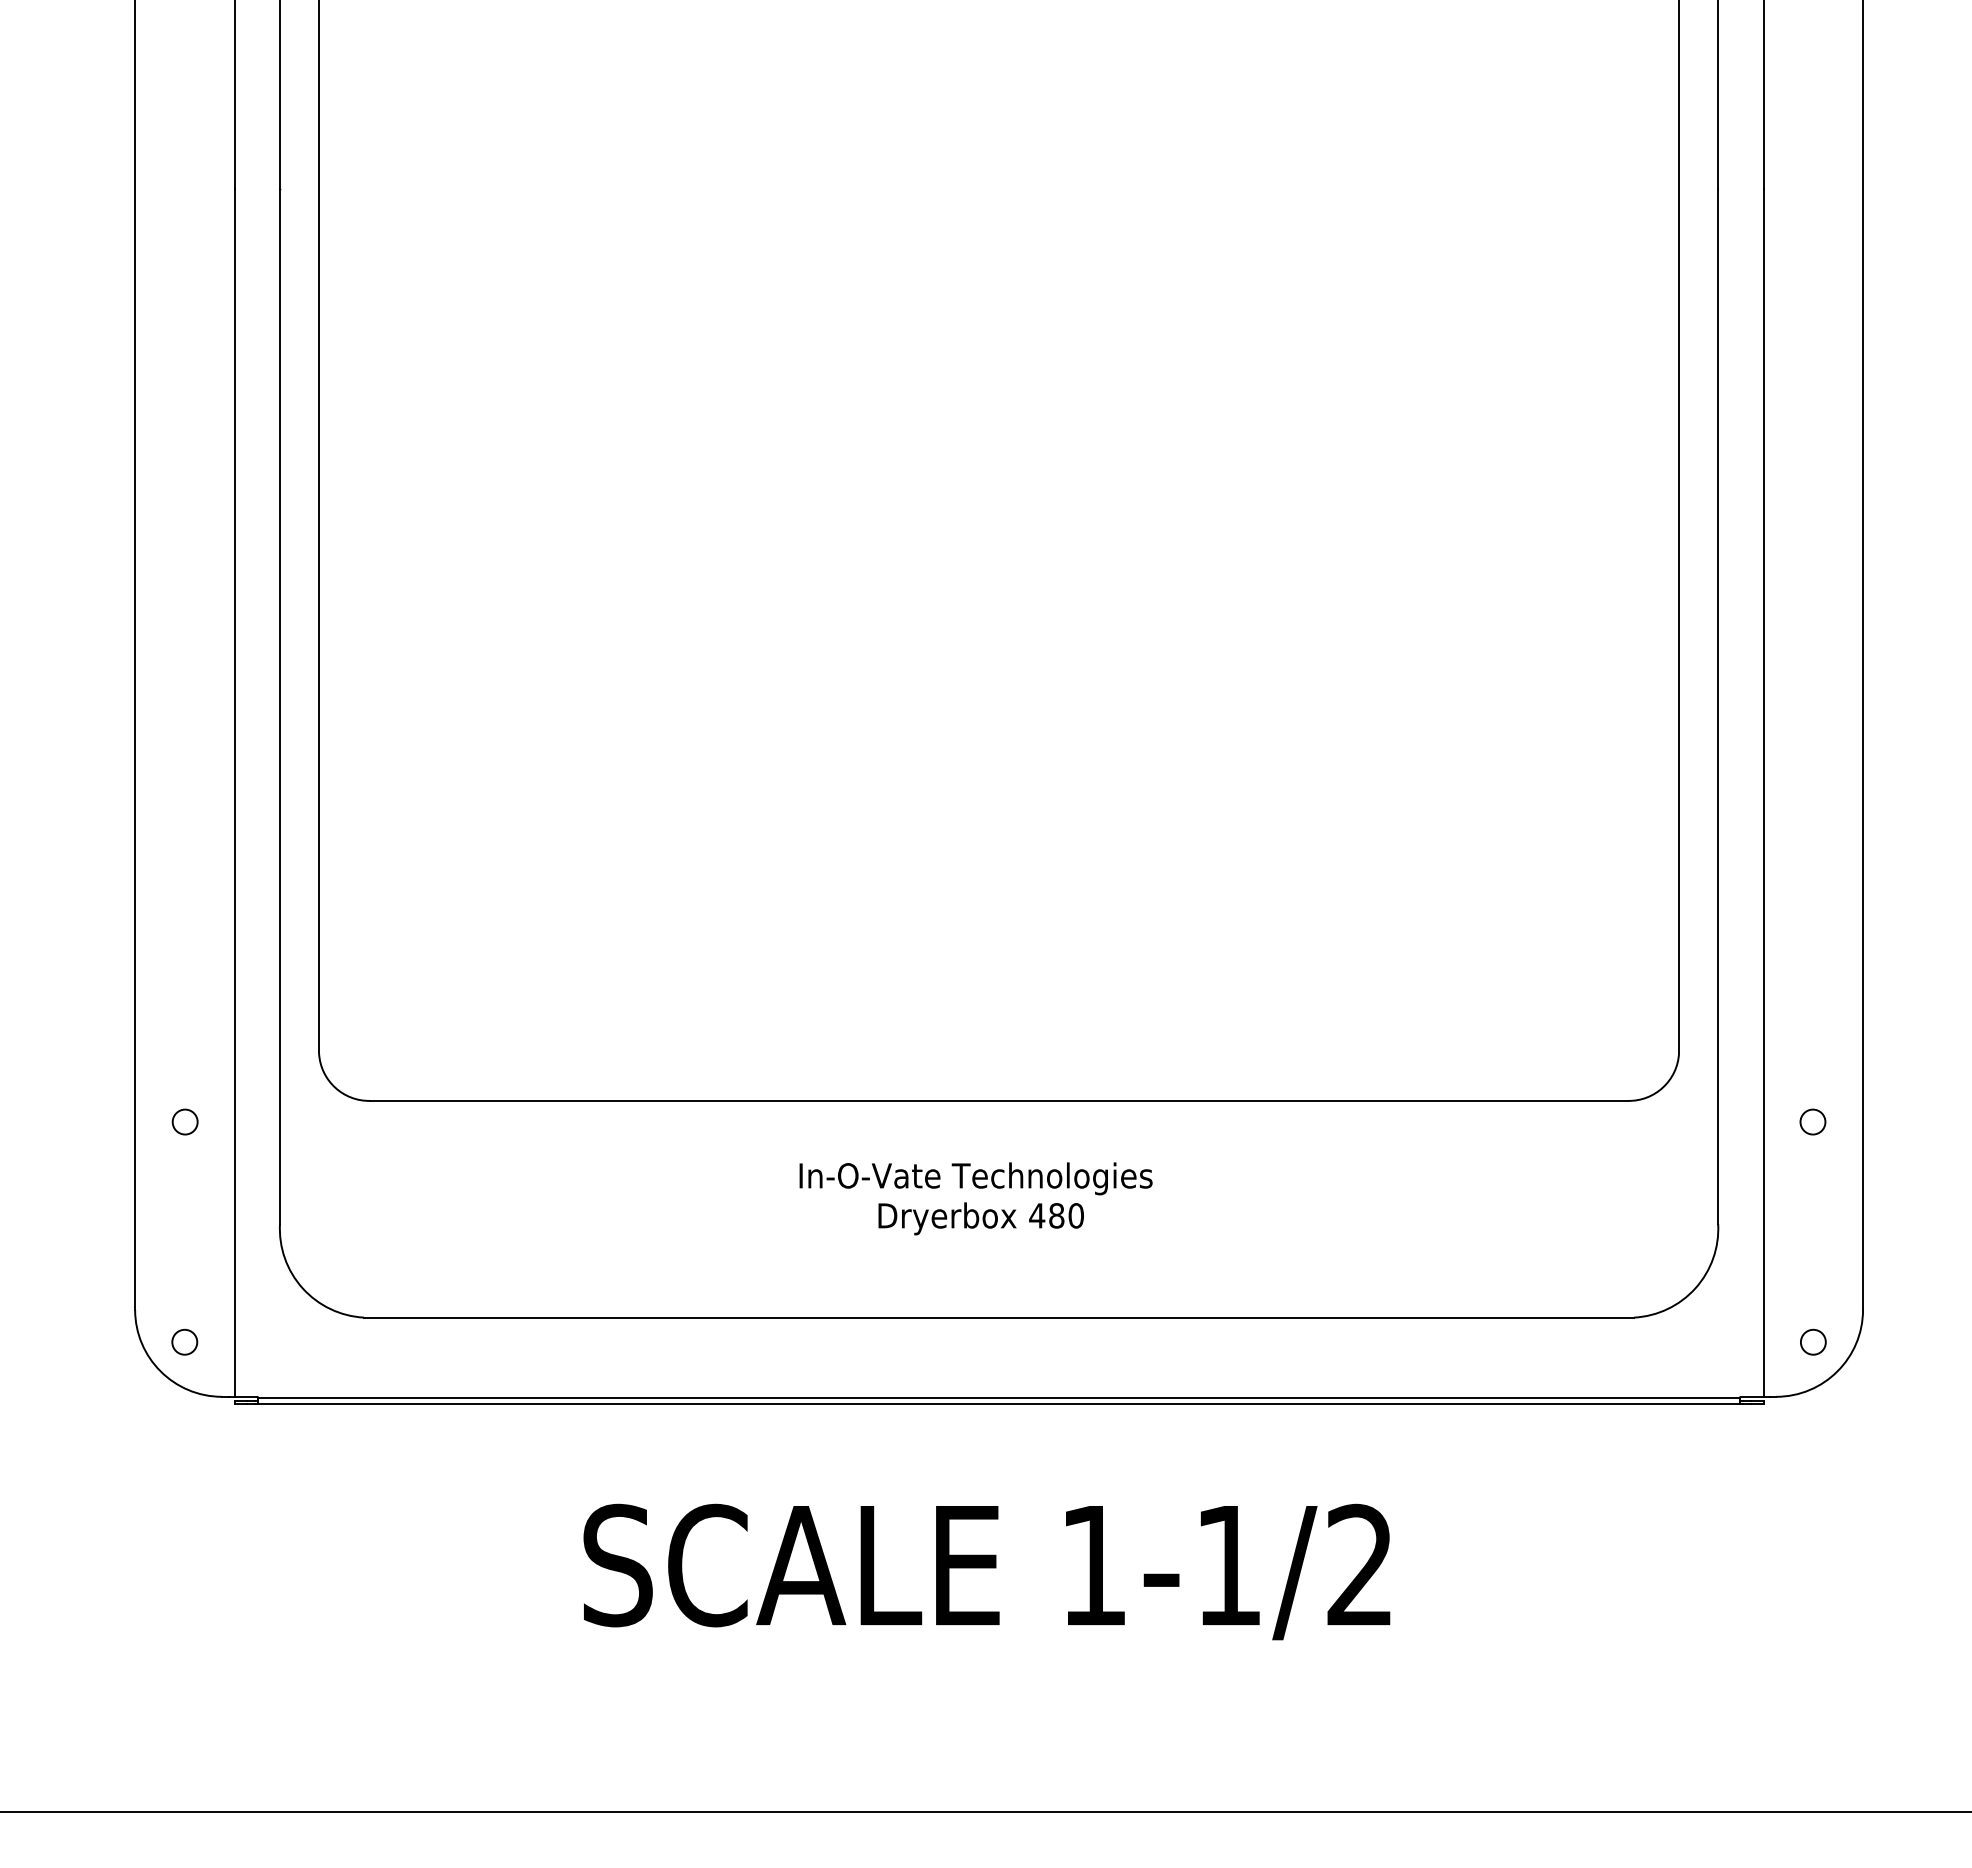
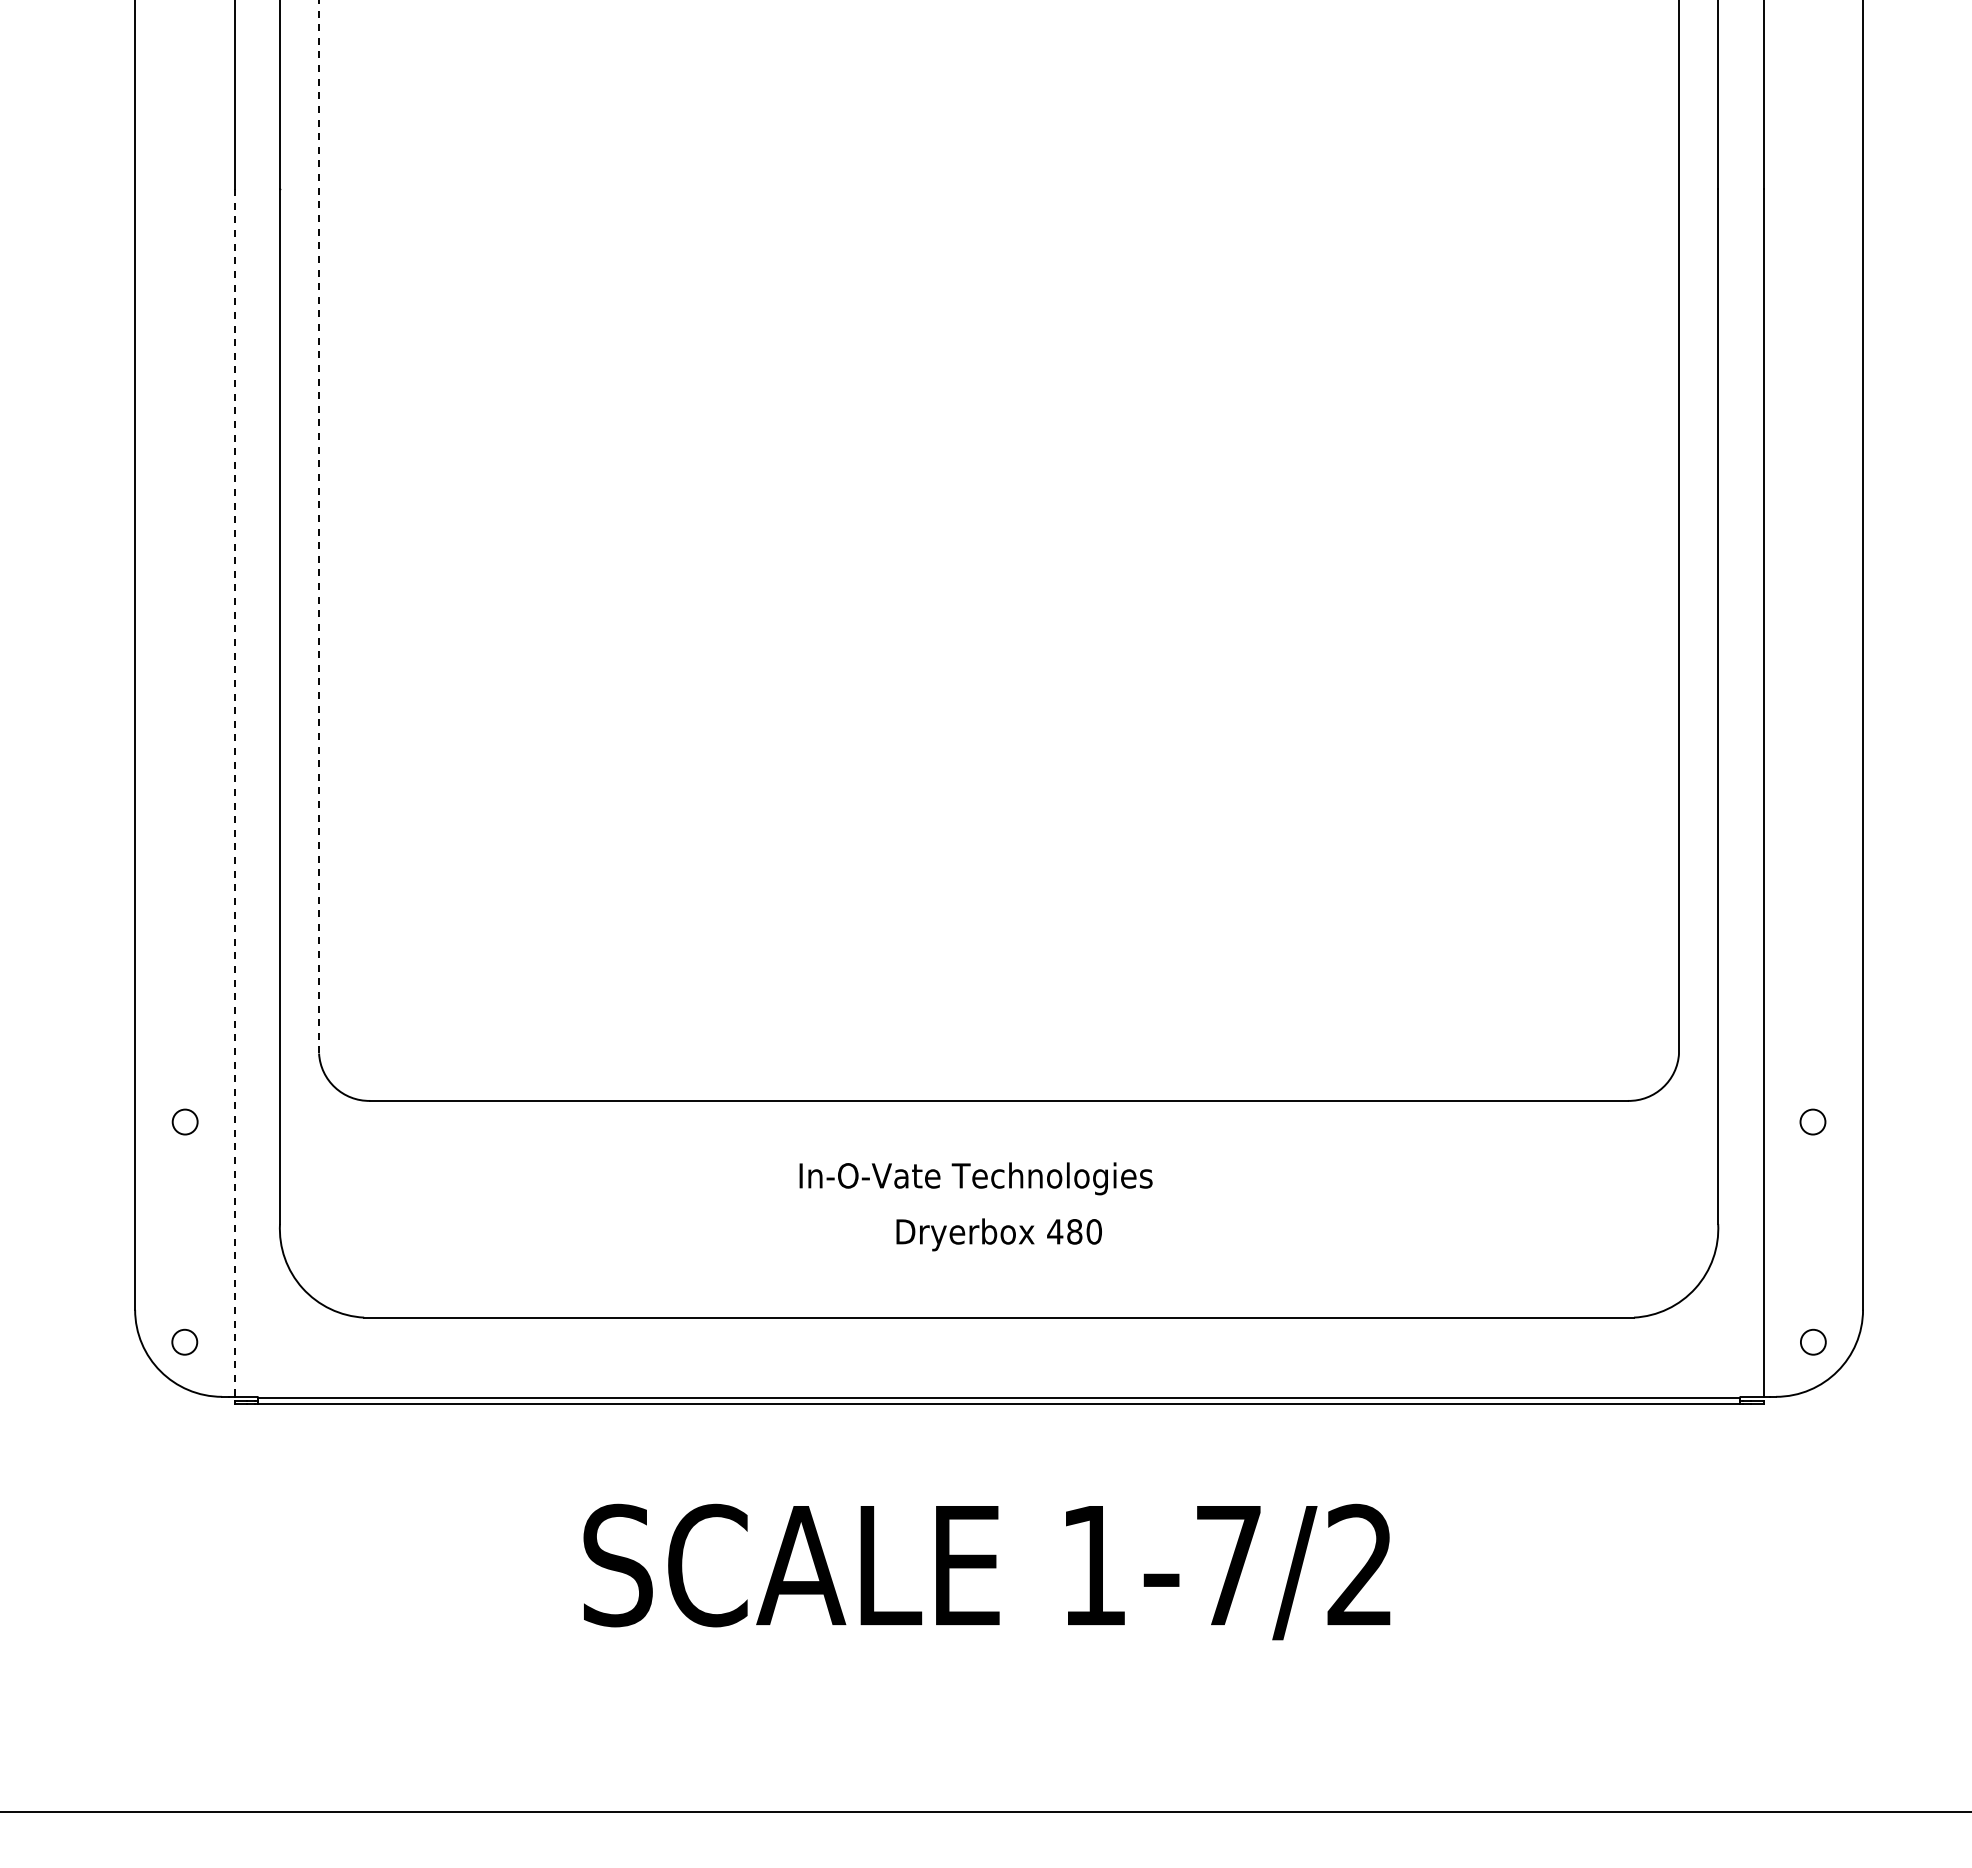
line: solid -> dashed (319, 526)
line: solid -> dashed (234, 793)
text position: (980, 1218) -> (998, 1234) (998, 1234)
text: 1-1/2 -> 1-7/2 (1228, 1565)
